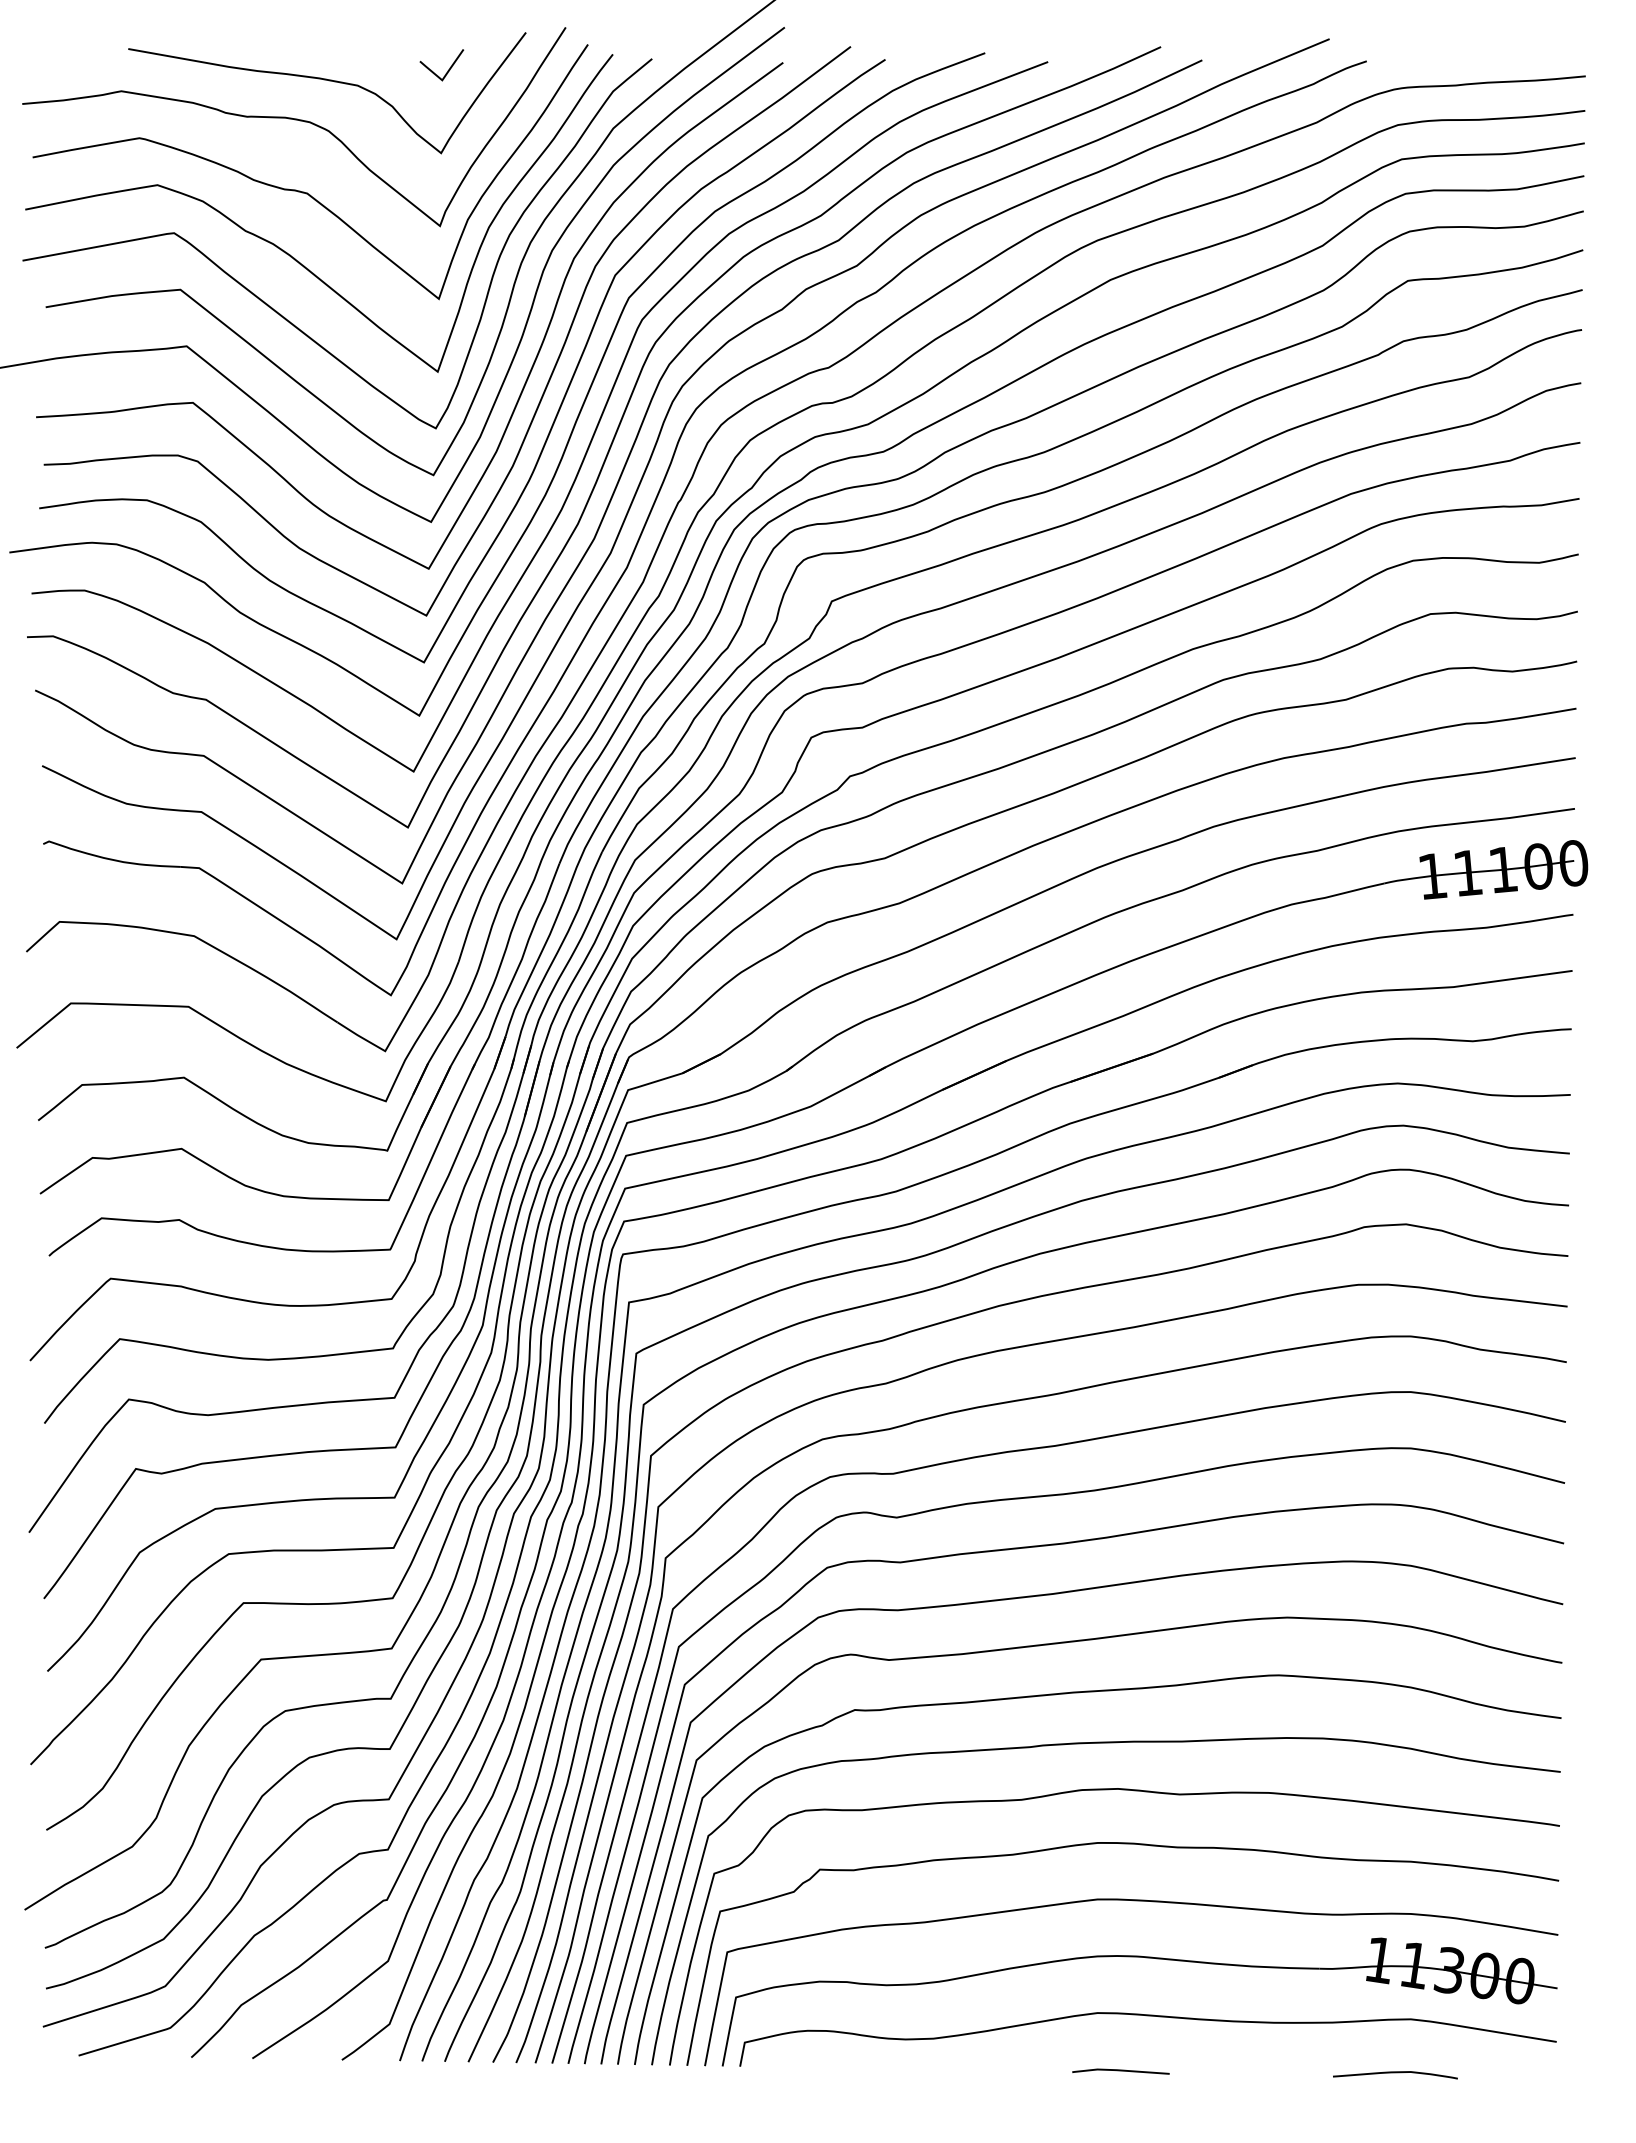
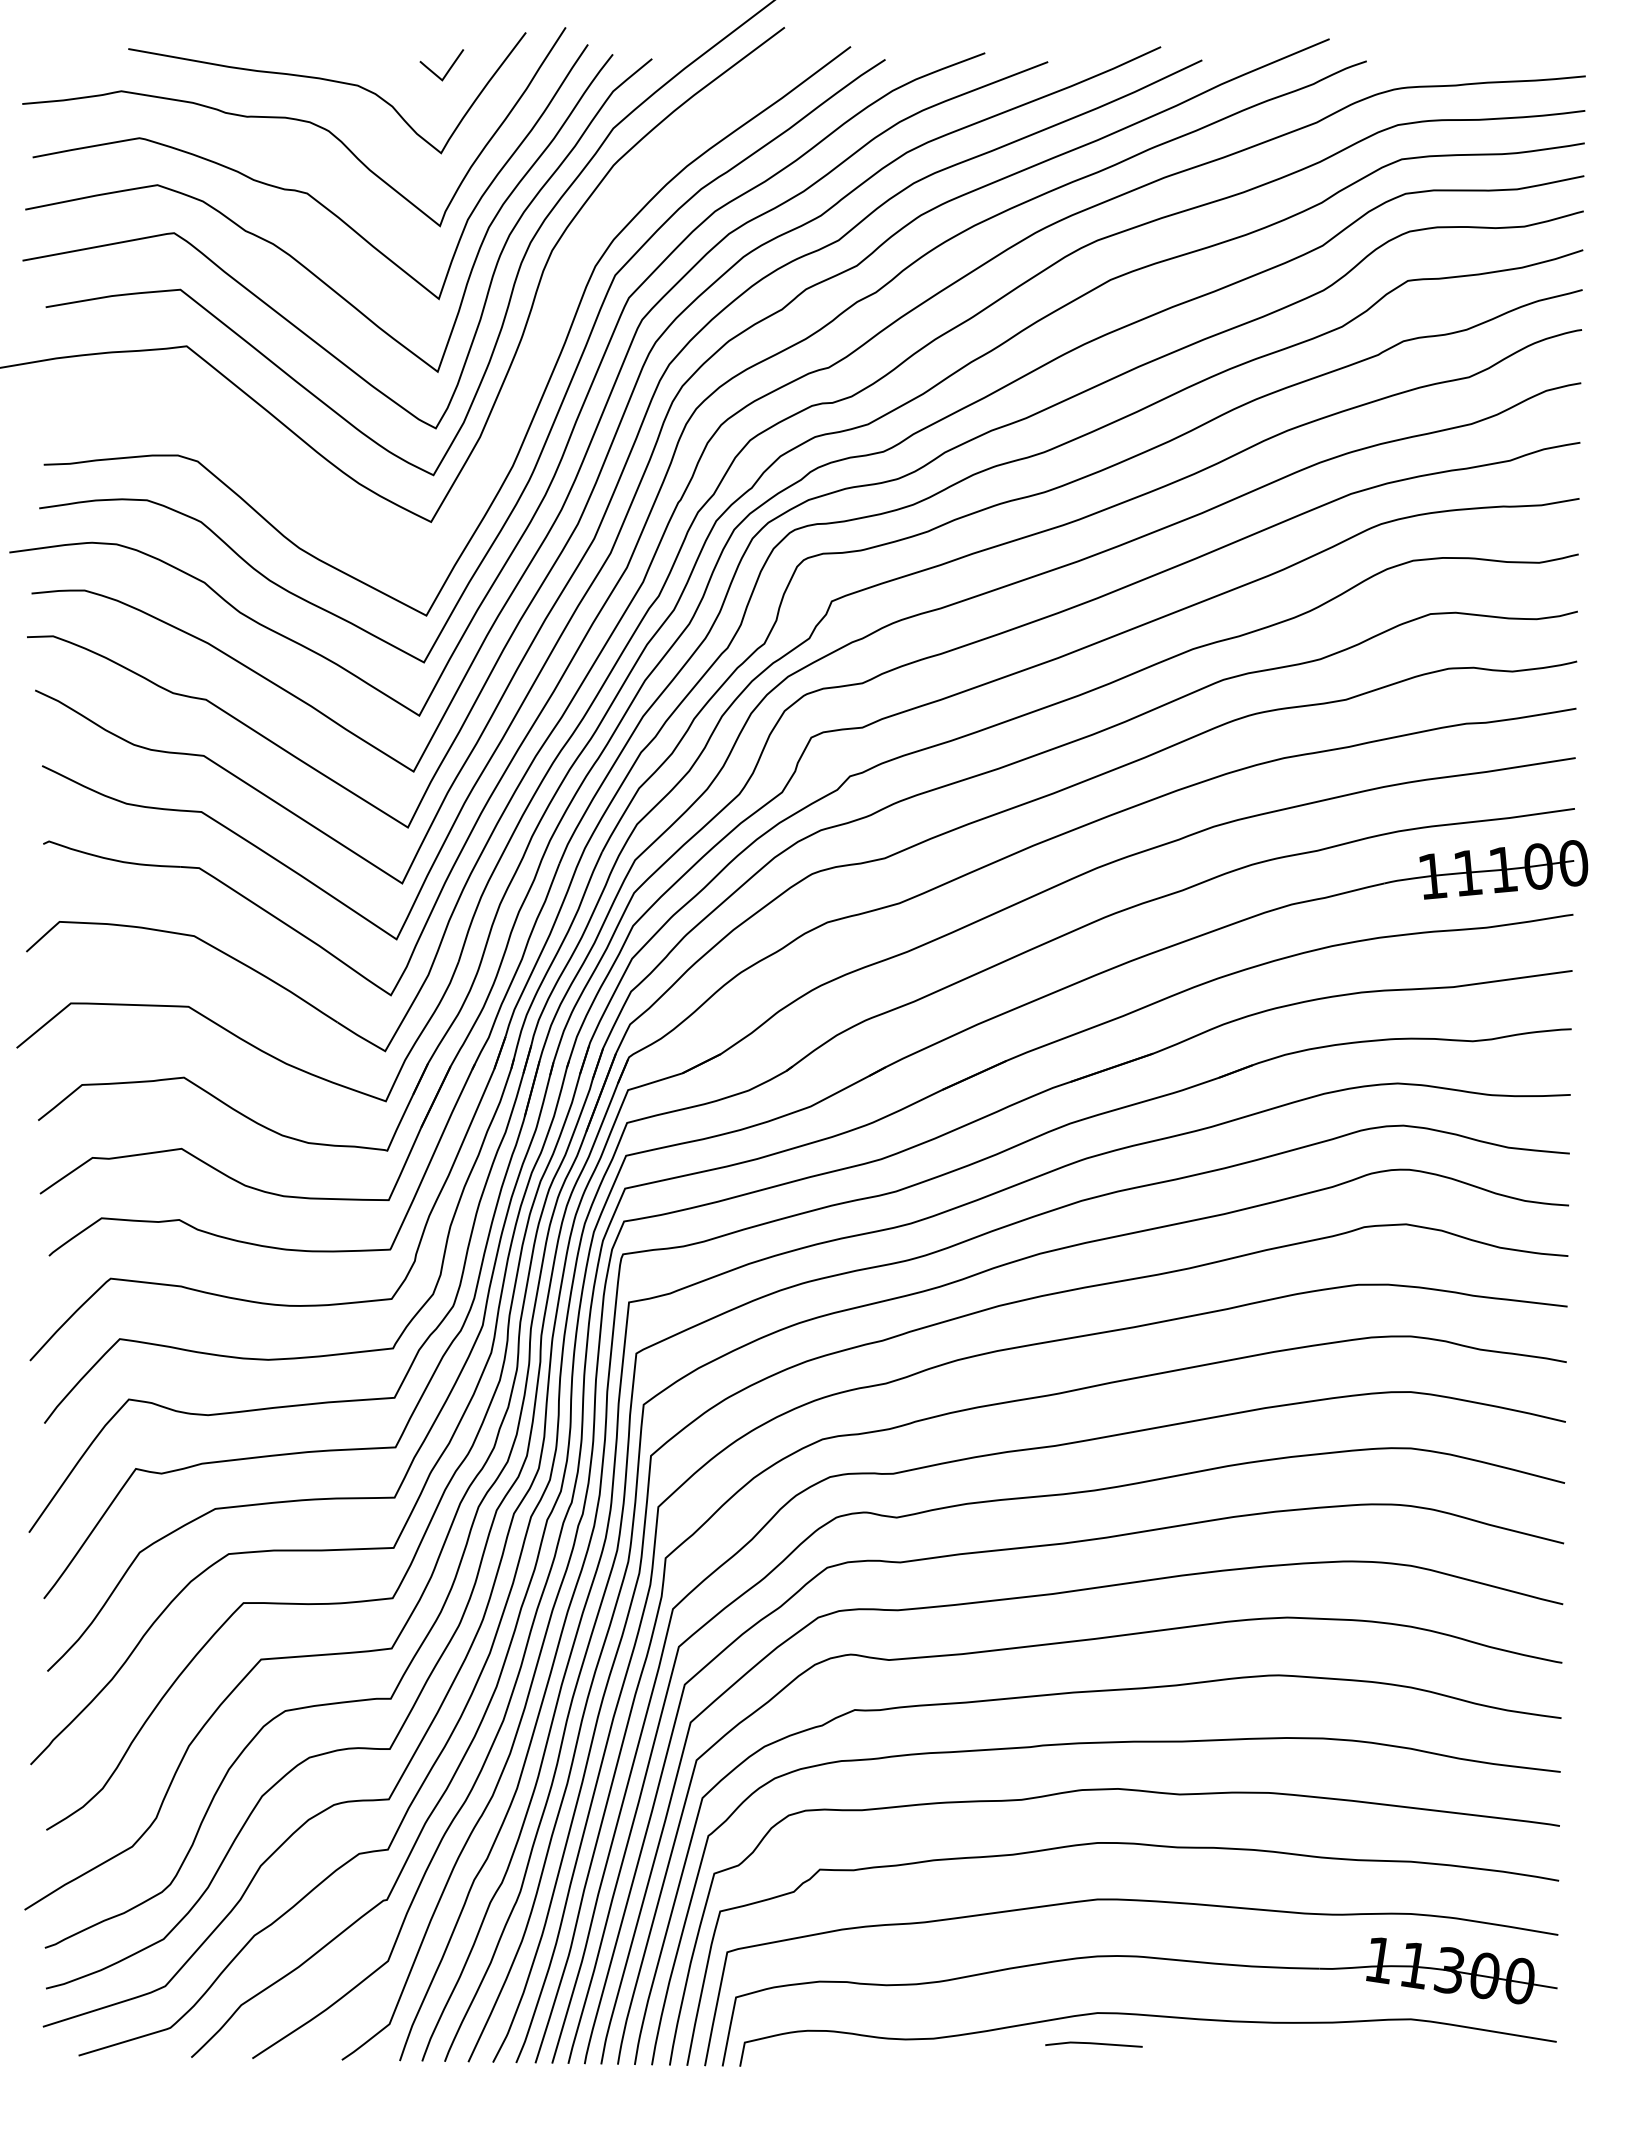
curve: present -> none (531, 366)
line position: (1120, 2071) -> (1093, 2044) (1093, 2044)
curve: present -> none (1395, 2073)
